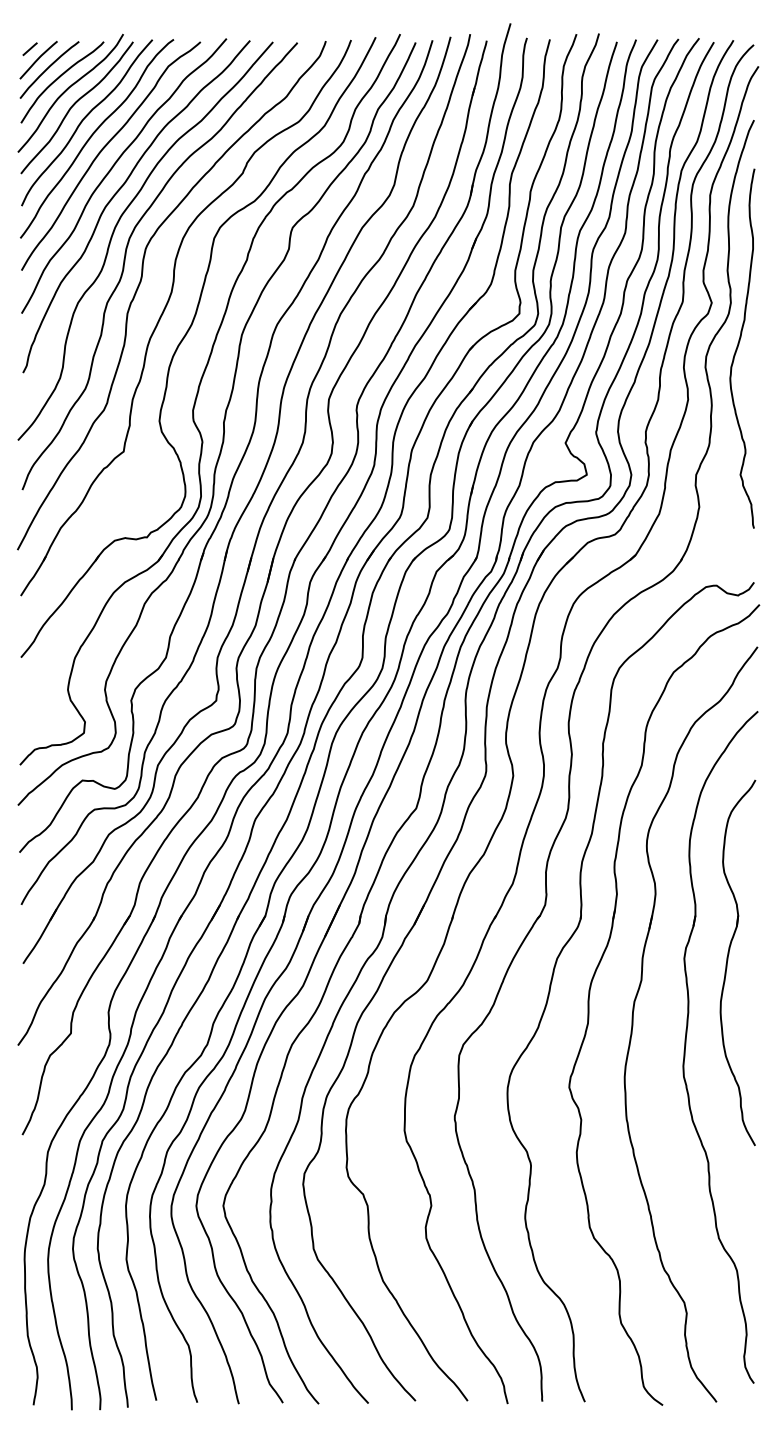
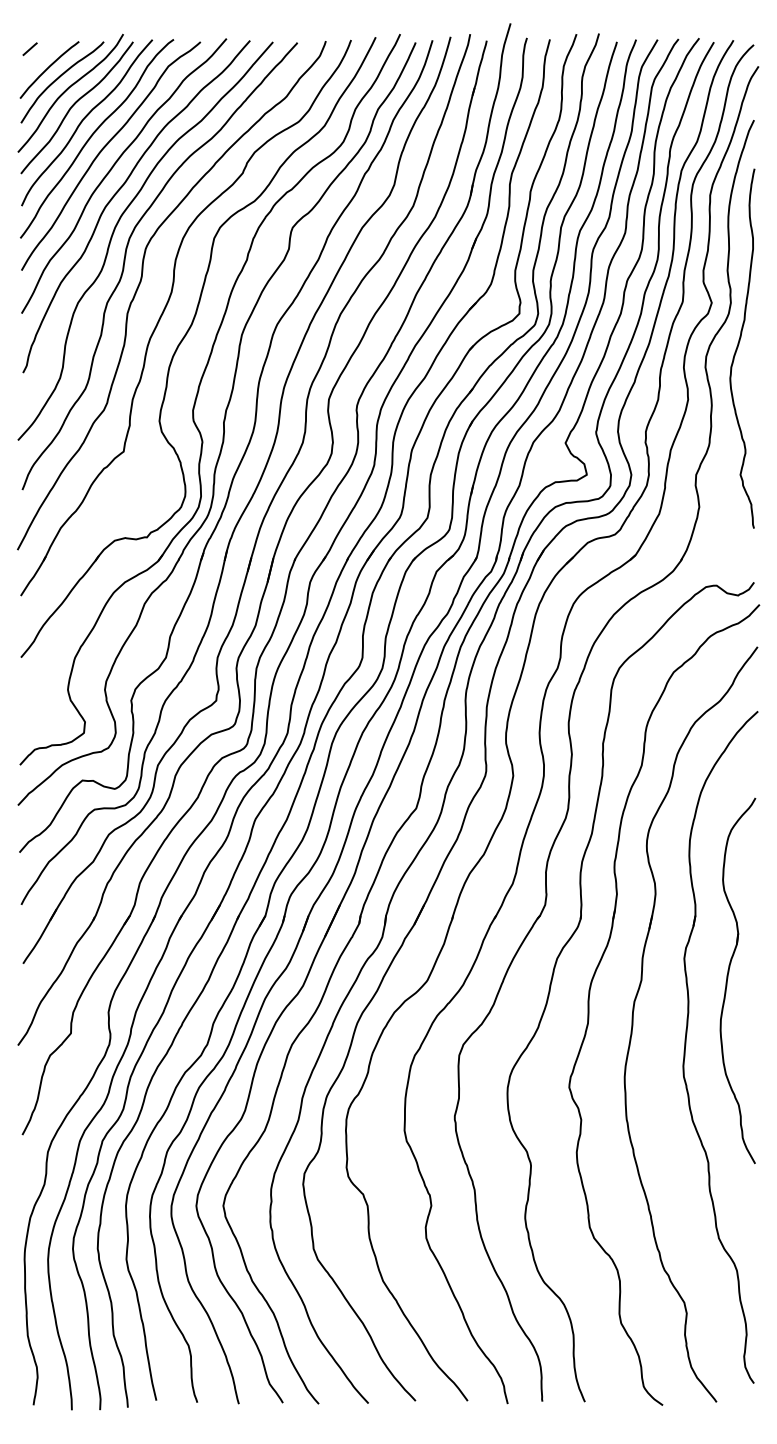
line: present -> none (38, 59)
part position: (728, 960) -> (728, 978) (728, 978)
